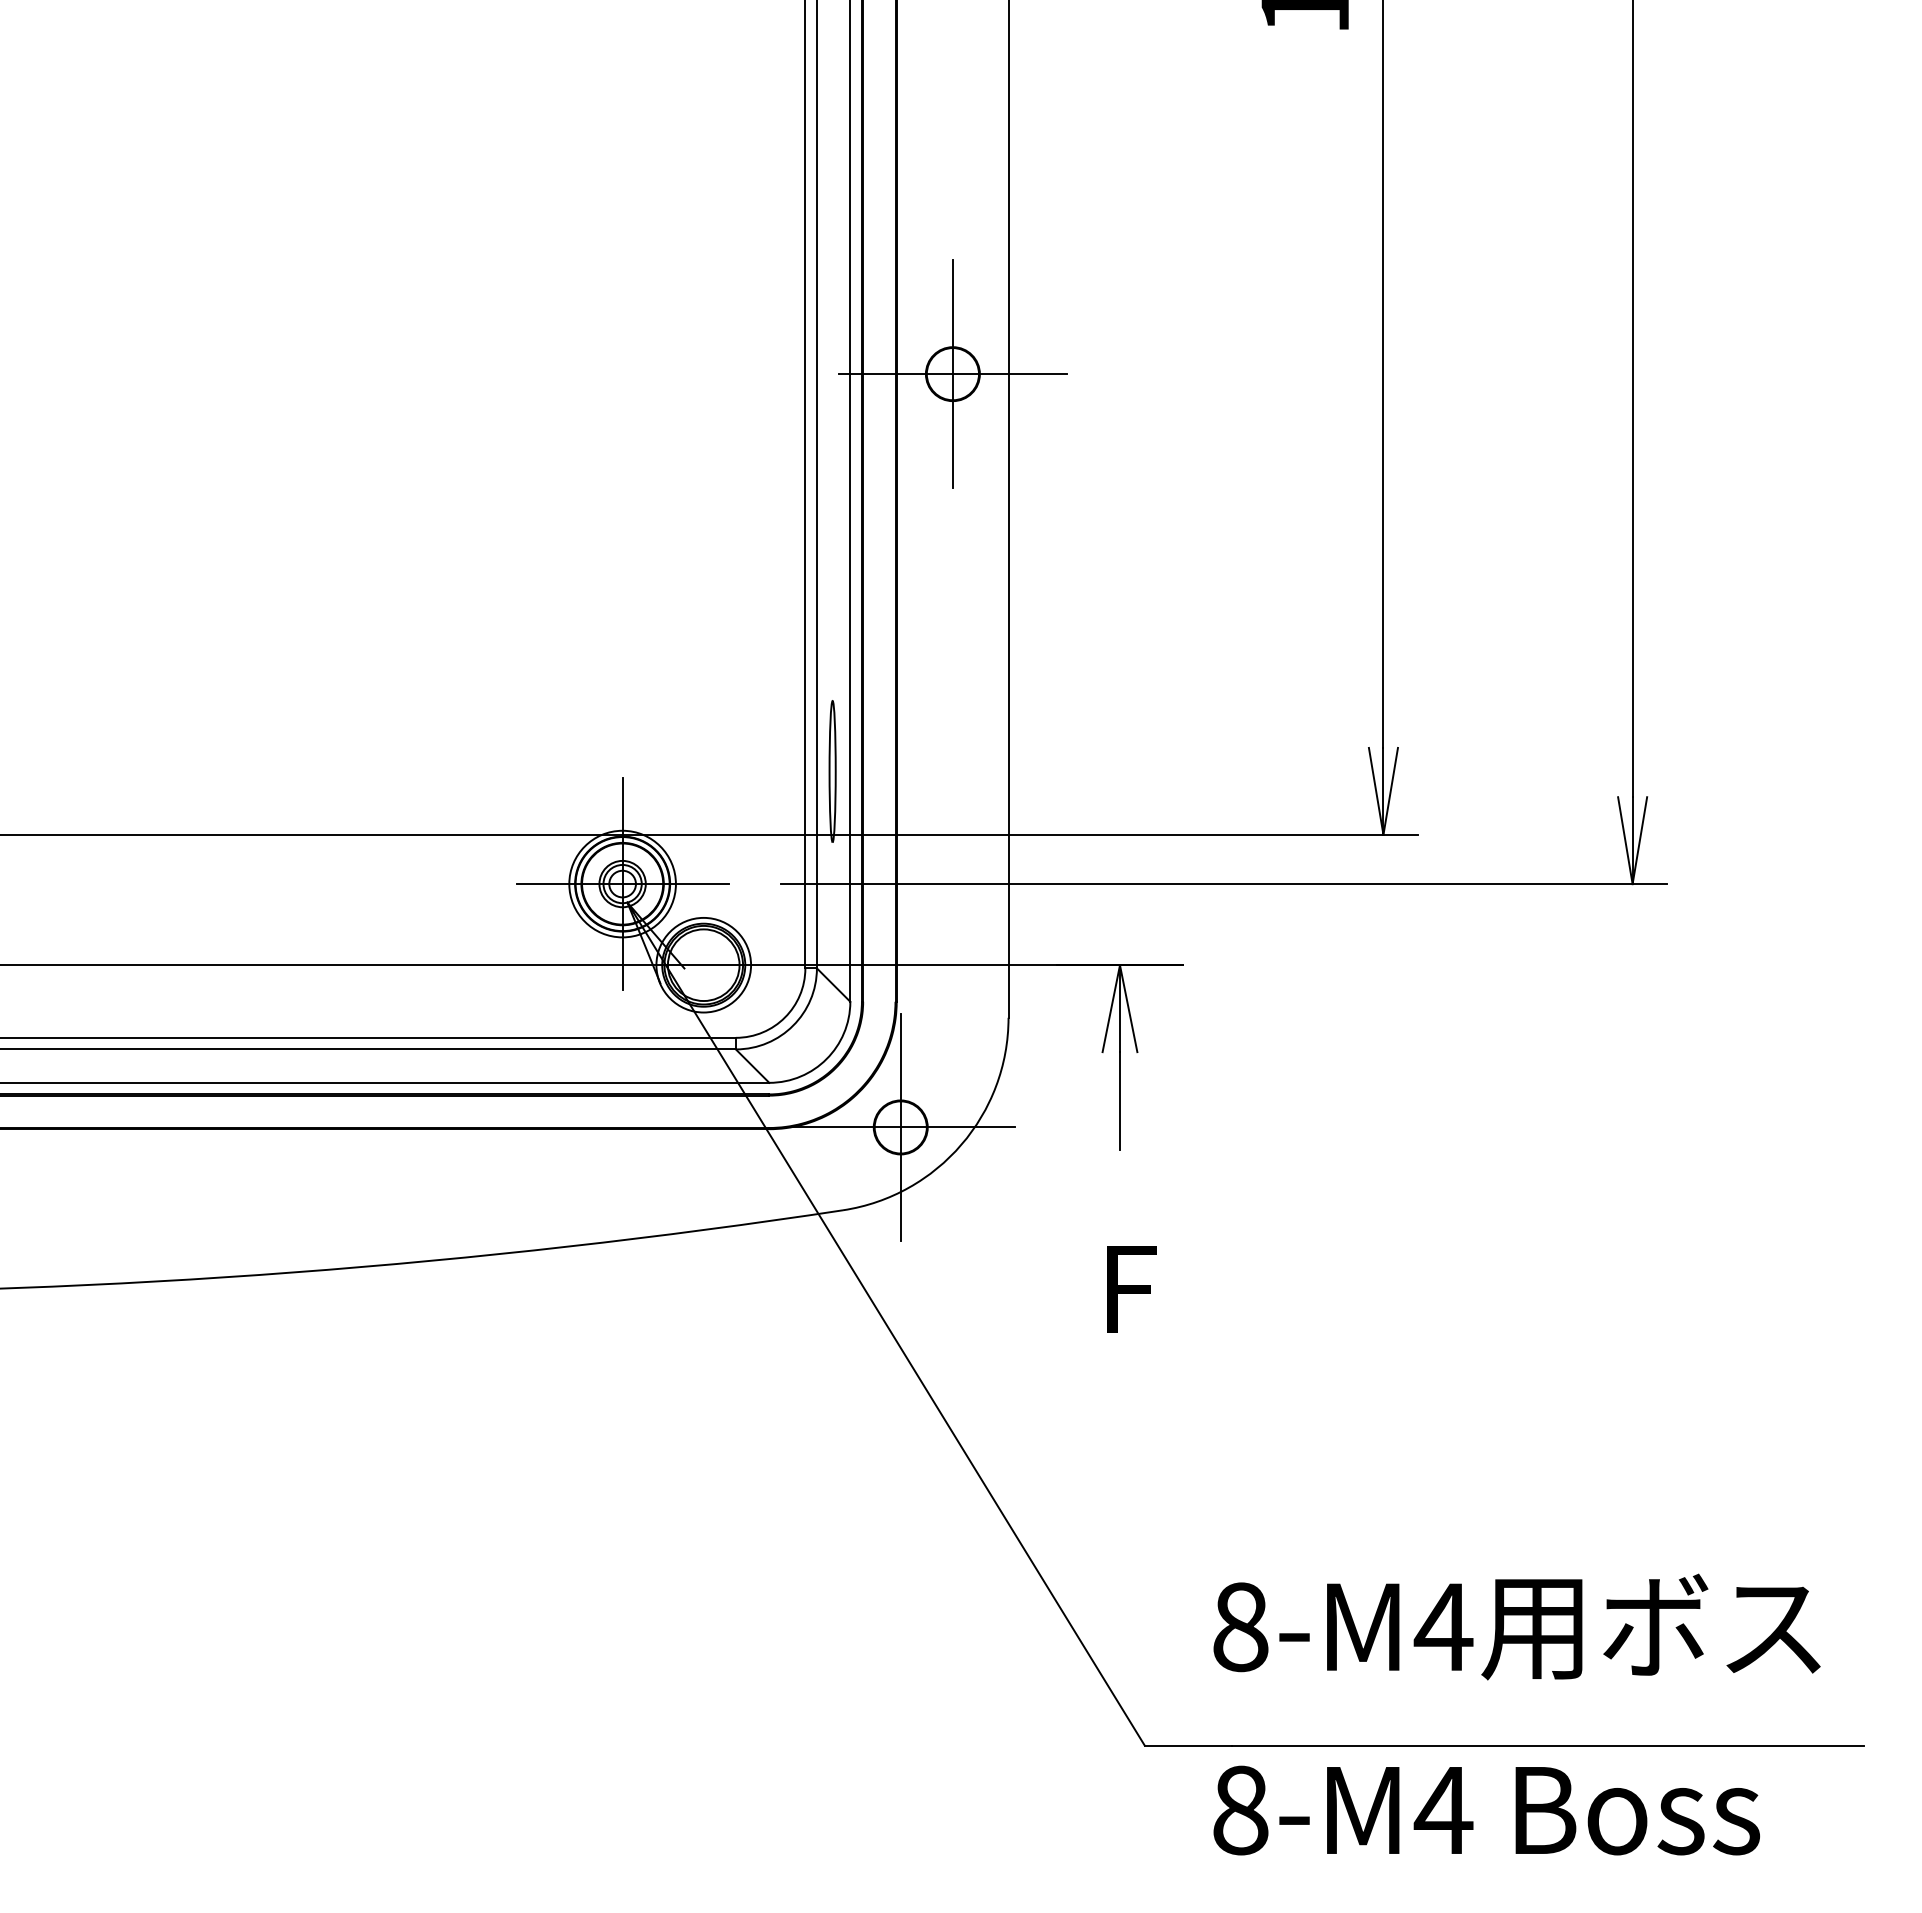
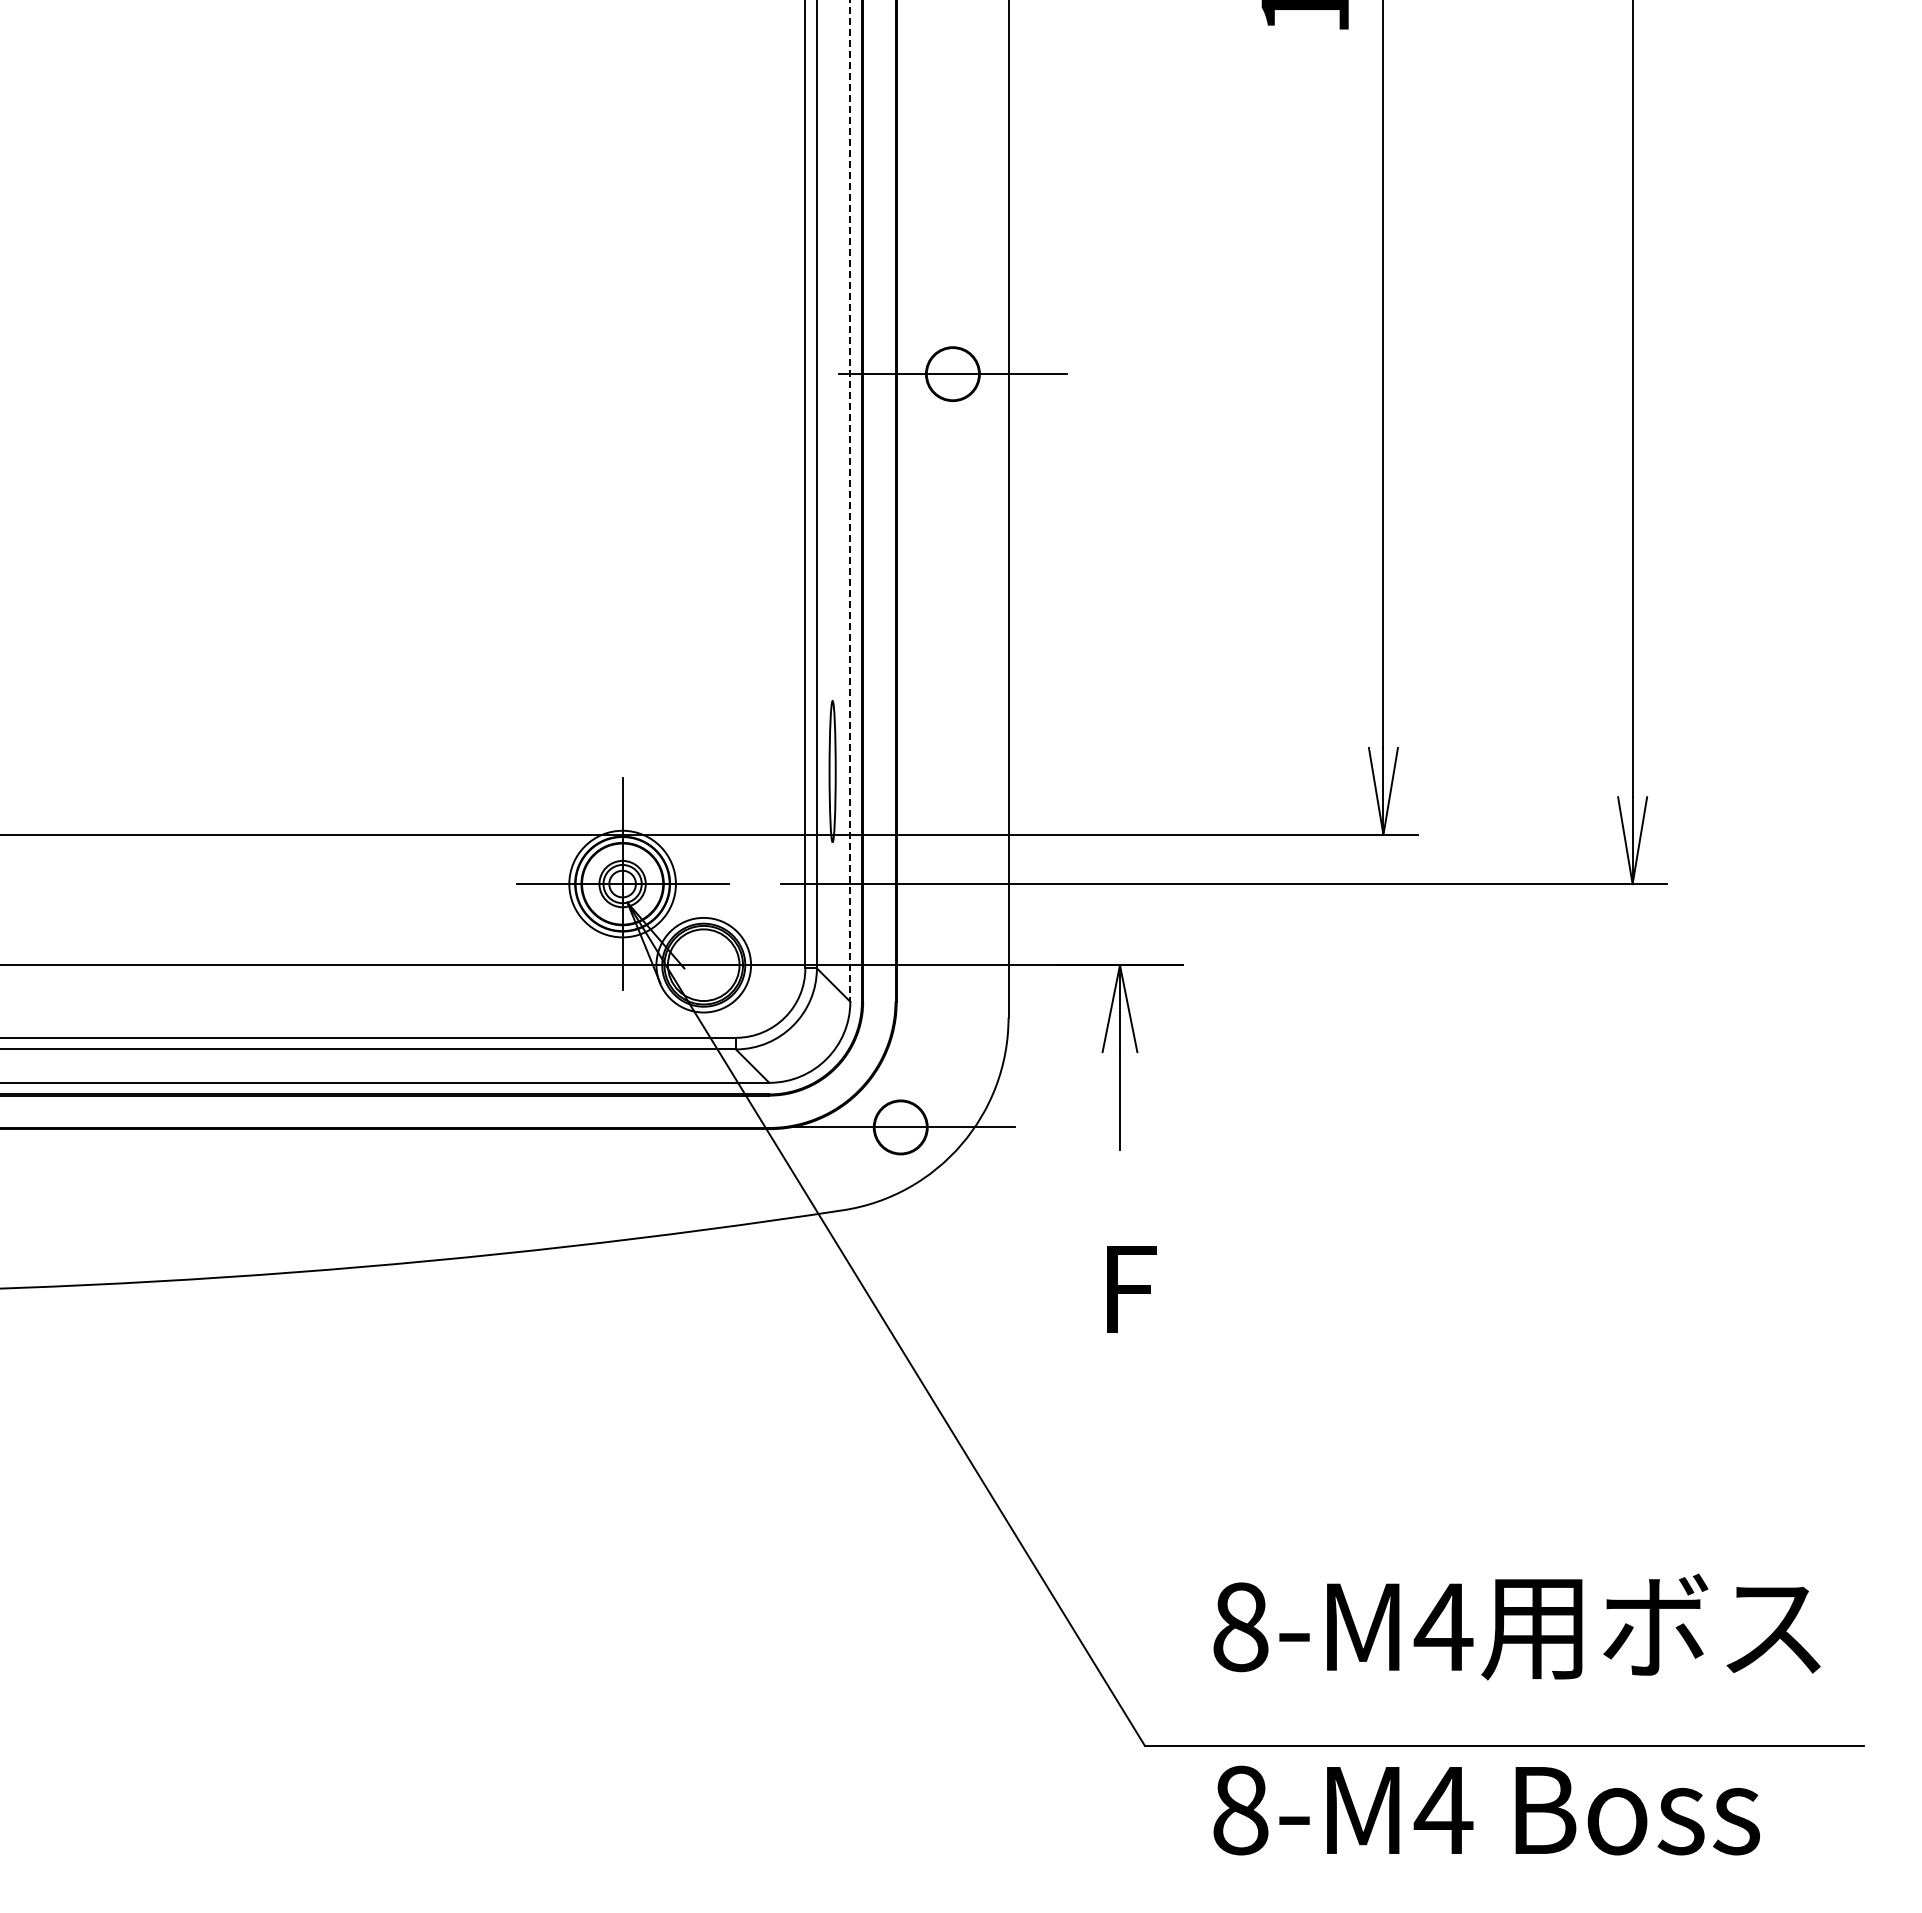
line: present -> none (952, 374)
line: solid -> dashed (850, 500)
line: present -> none (900, 1127)
